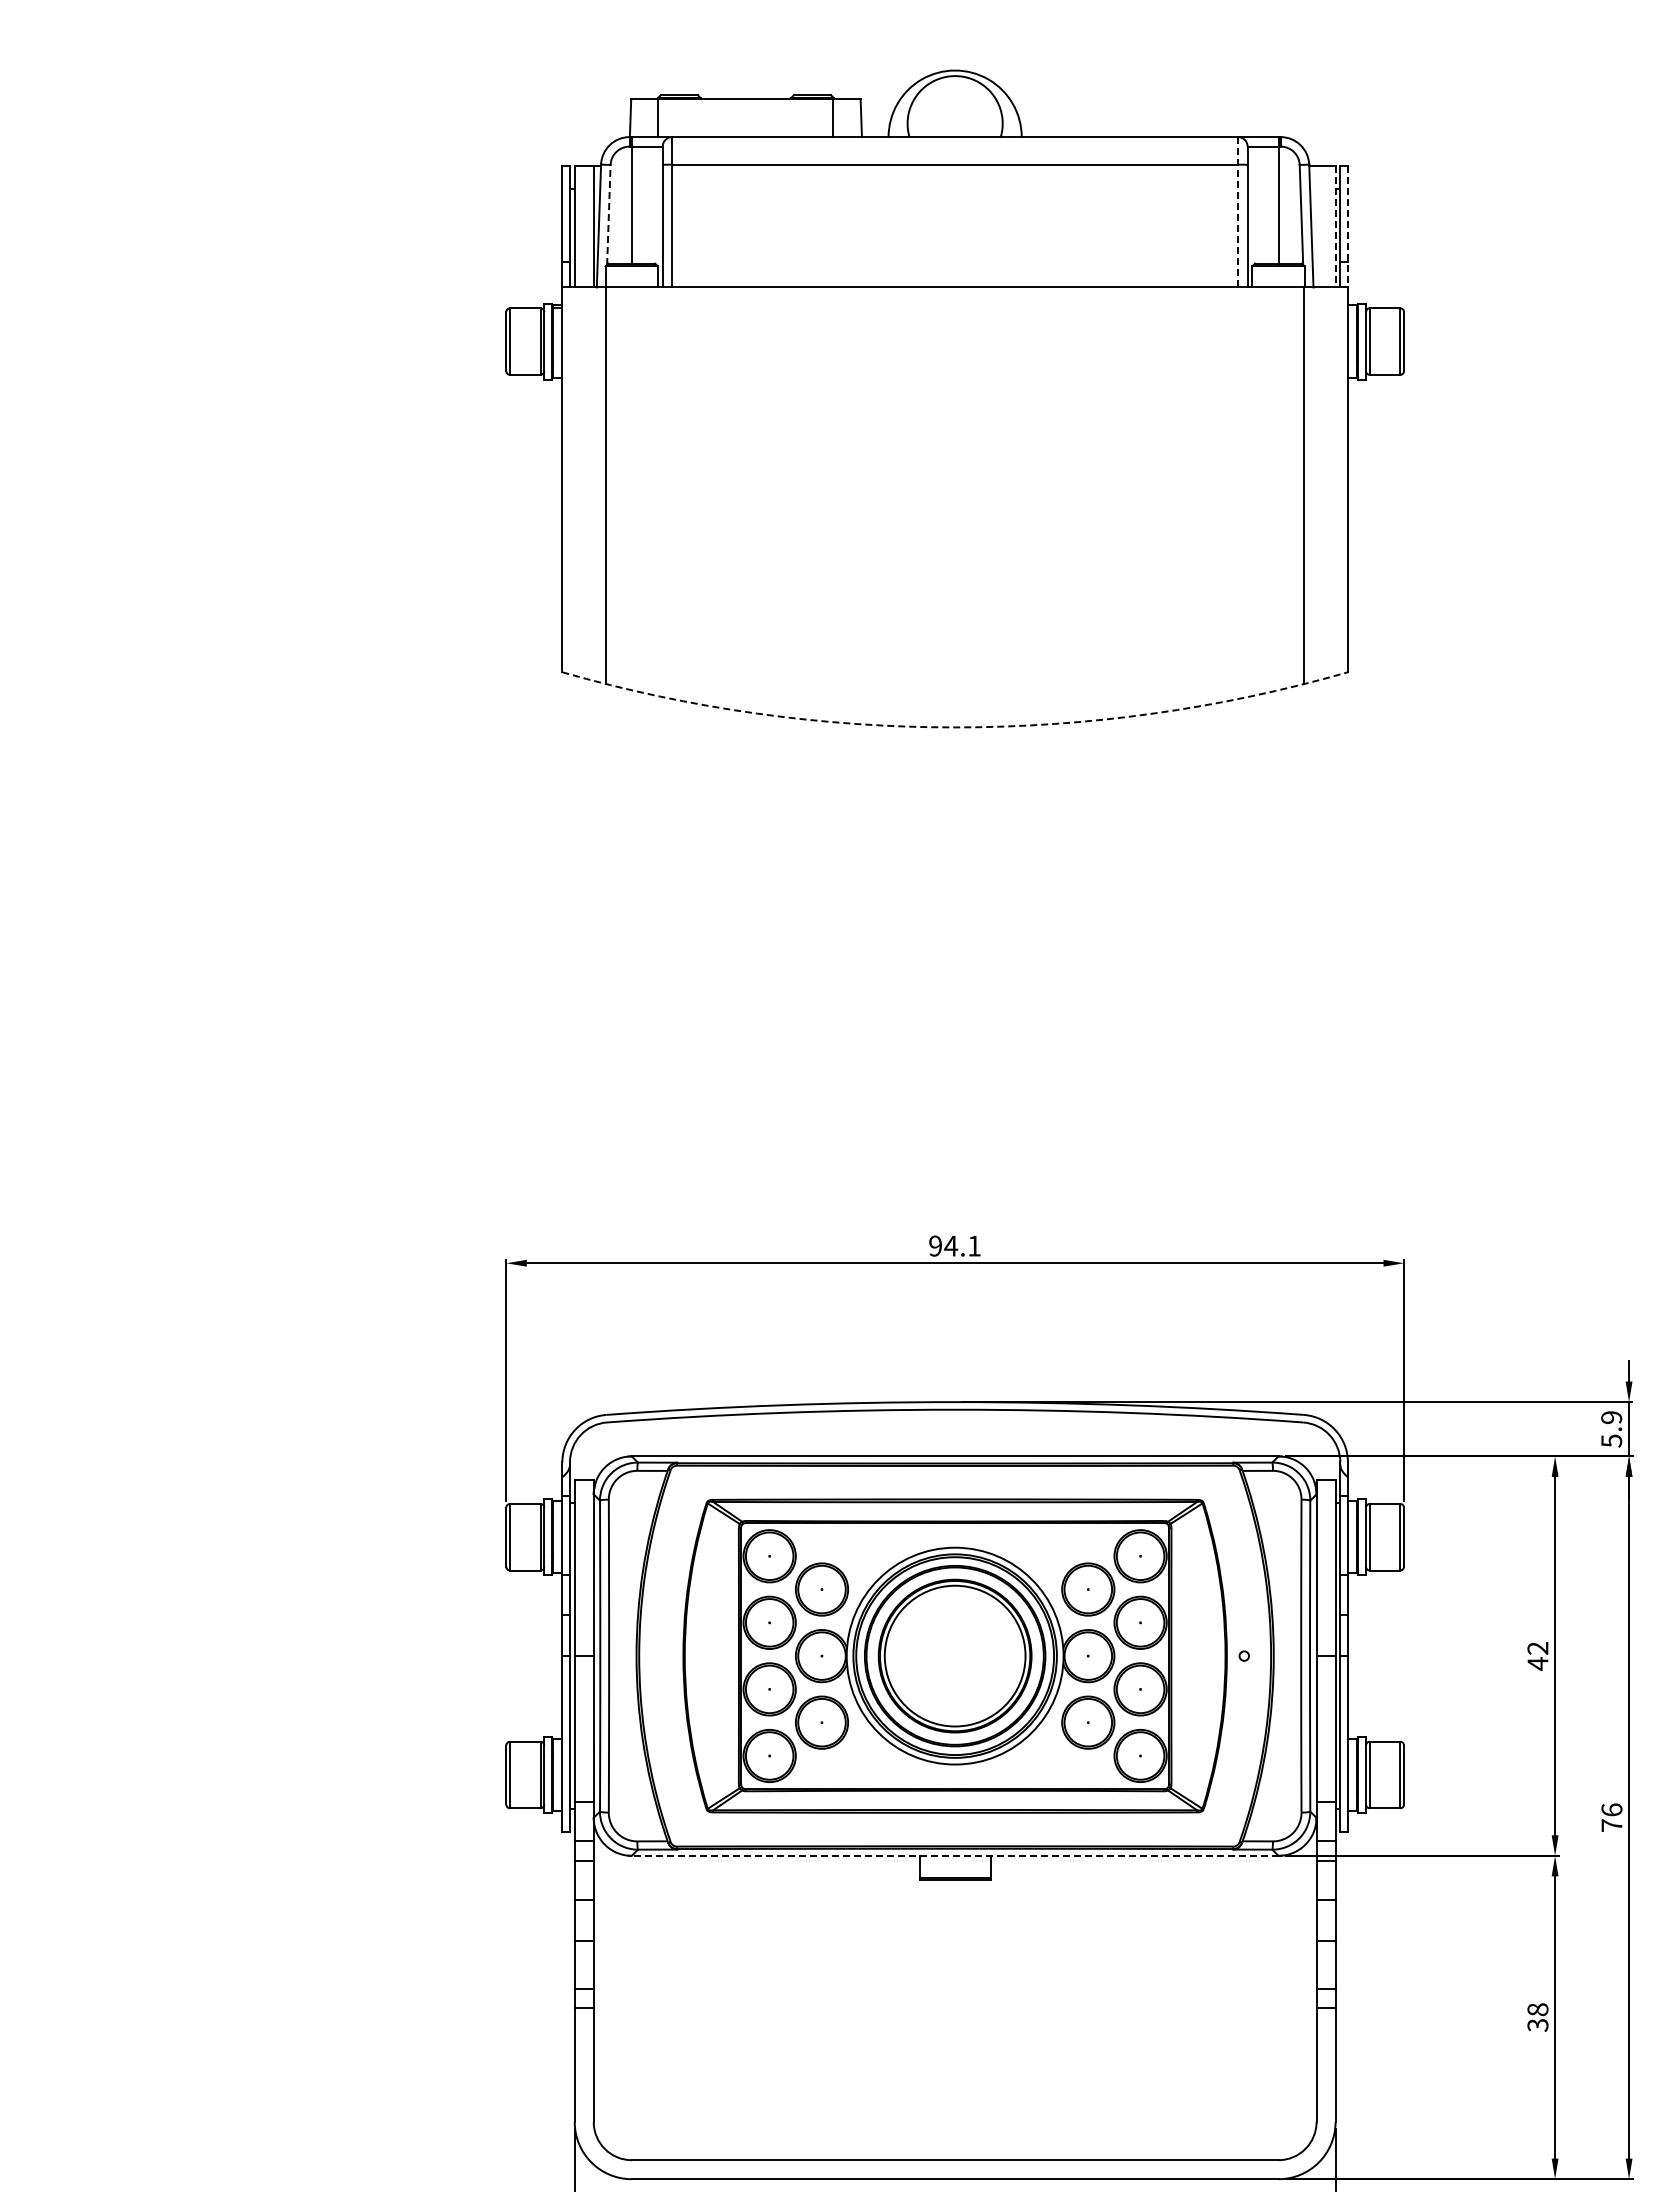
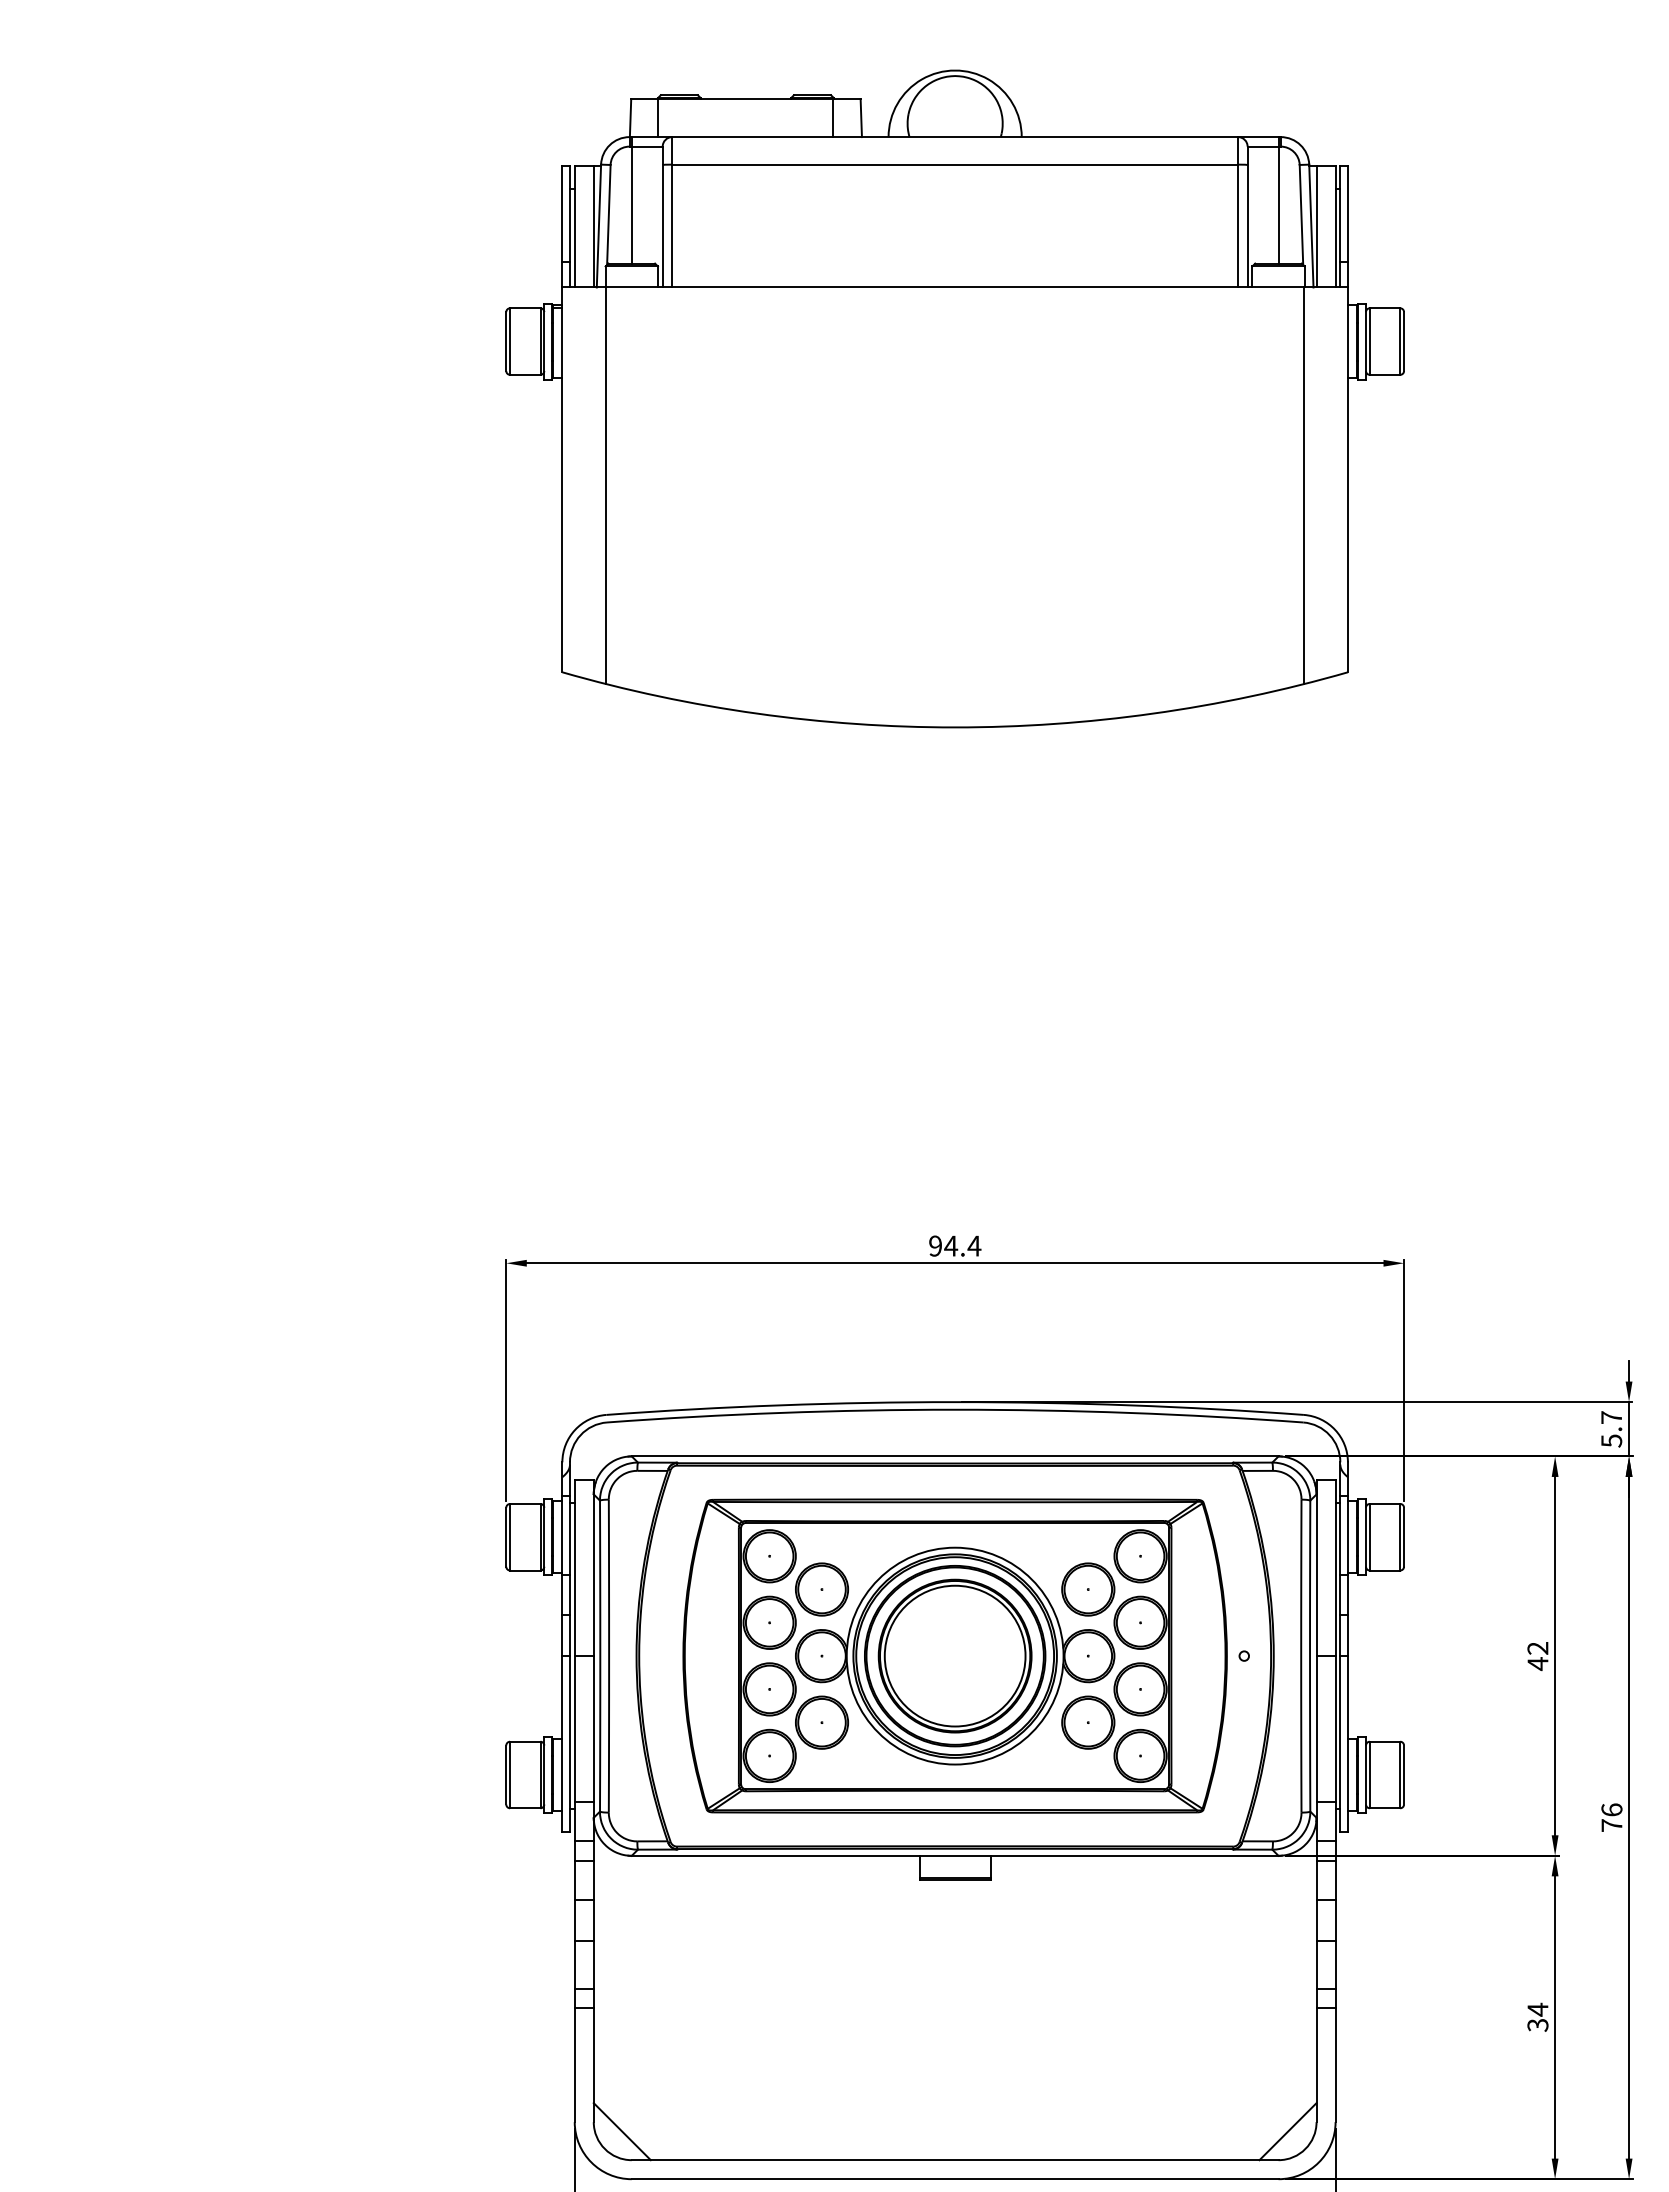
line: dashed -> solid (1238, 211)
line: dashed -> solid (608, 214)
line: none -> present (1316, 226)
line: dashed -> solid (1335, 226)
line: dashed -> solid (1347, 226)
arc: dashed -> solid (955, 727)
text: 94.1 -> 94.4 (974, 1245)
text: 5.9 -> 5.7 (1611, 1417)
line: dashed -> solid (954, 1855)
text: 38 -> 34 (1537, 2009)
line: none -> present (621, 2131)
line: none -> present (1287, 2131)
